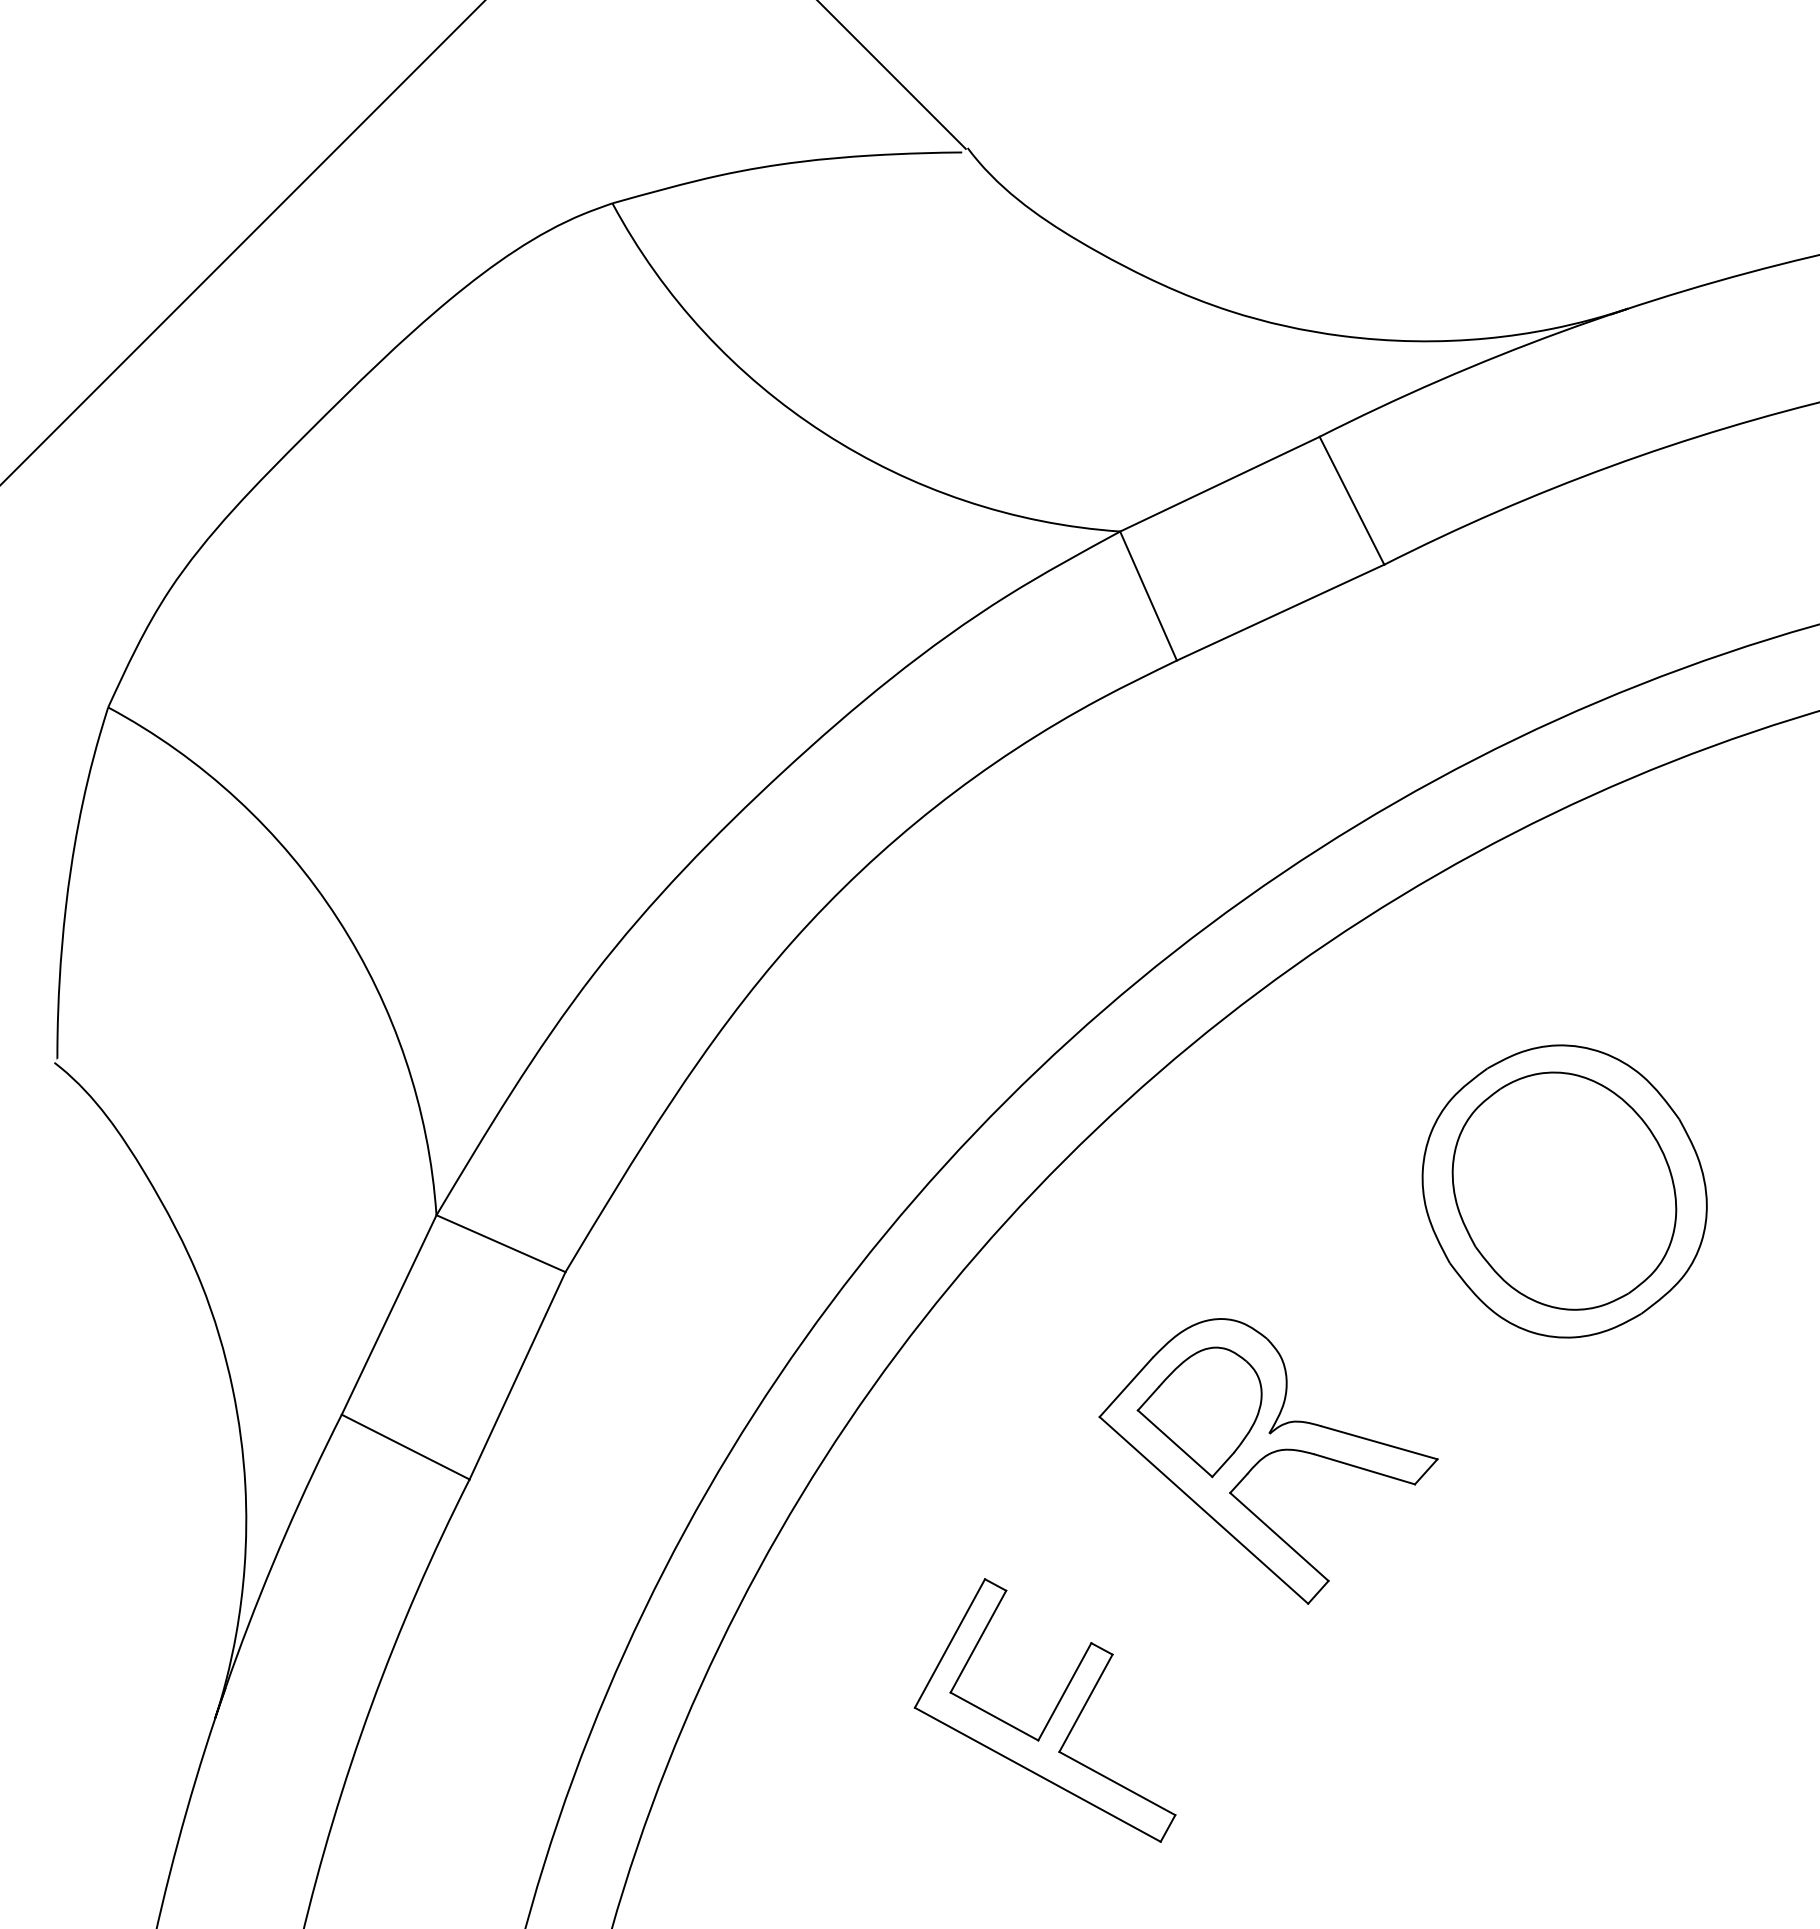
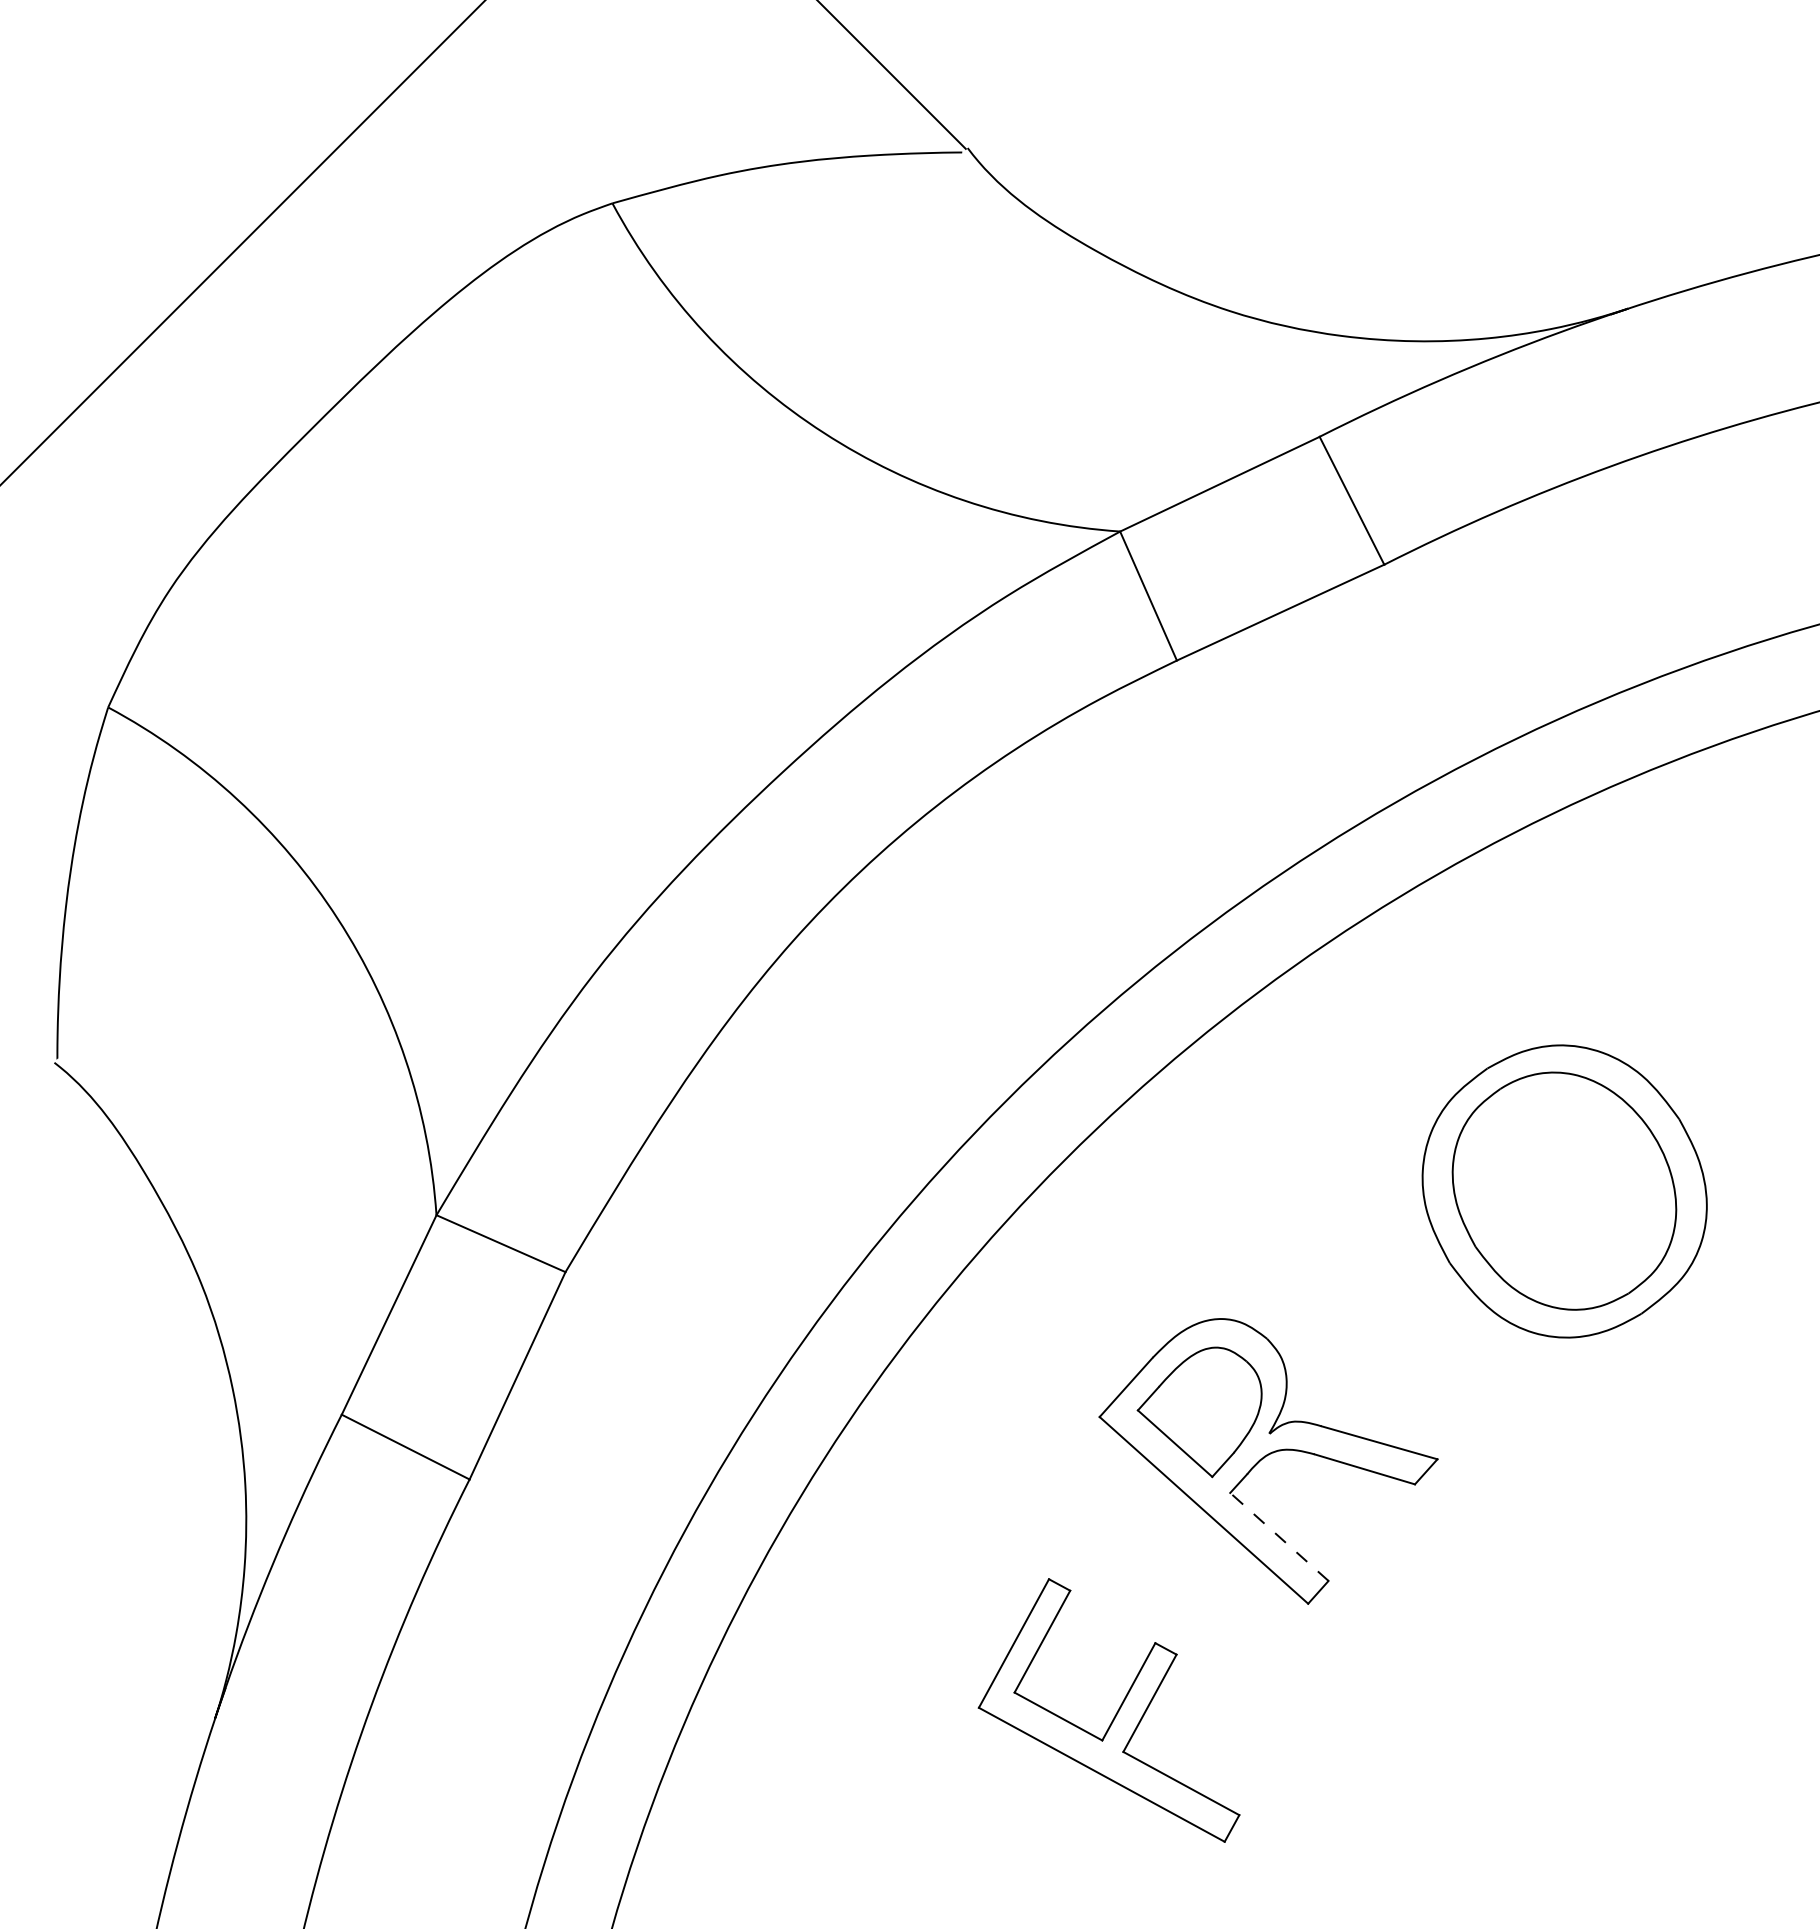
line: solid -> dashed (1279, 1536)
part position: (1050, 1715) -> (1114, 1715) (1114, 1715)
